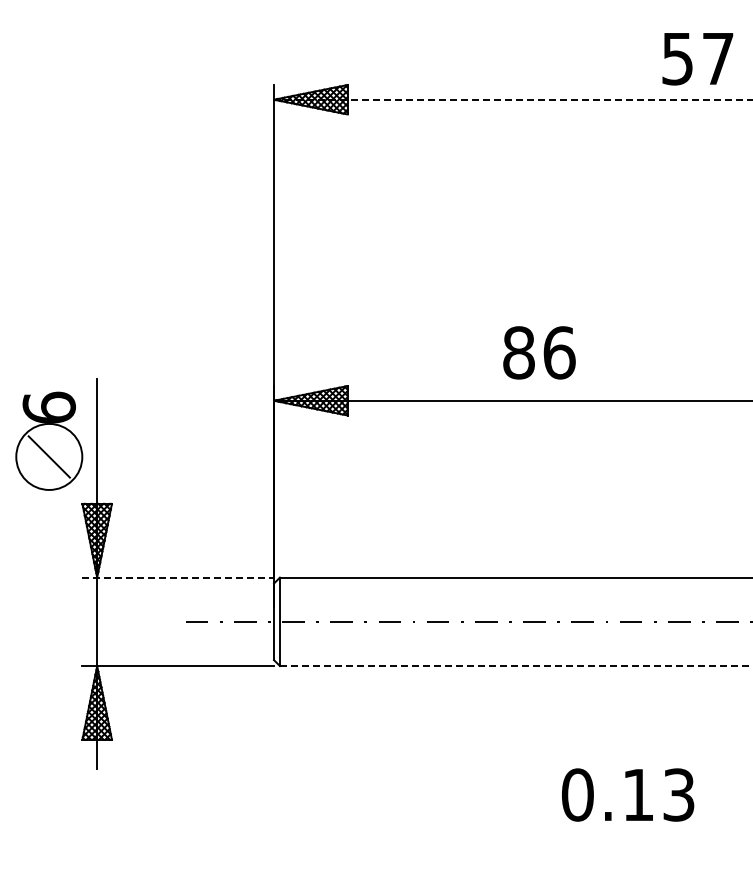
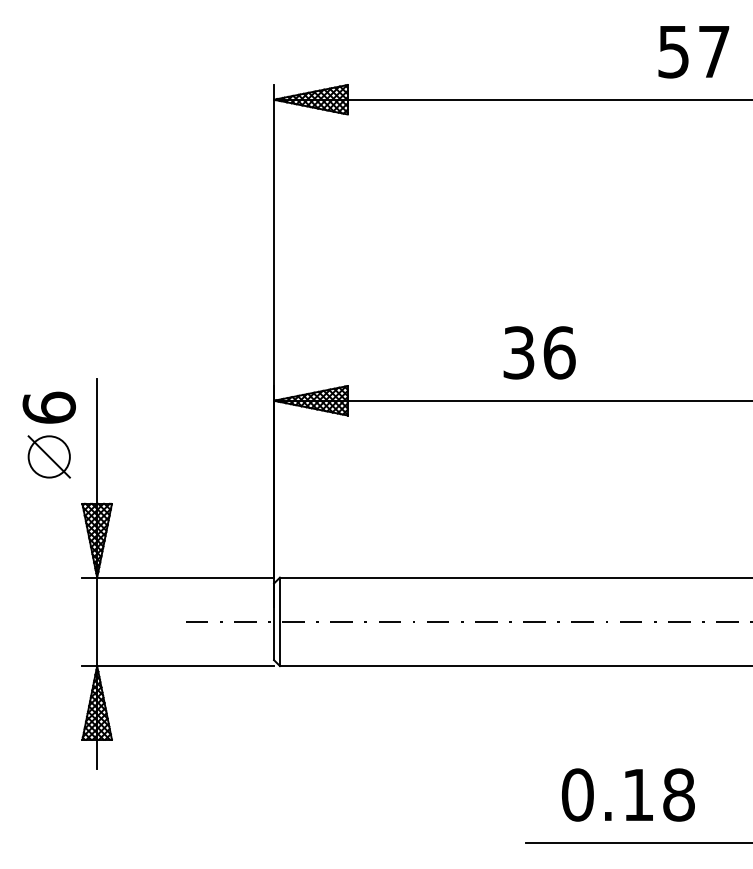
text position: (697, 59) -> (693, 52) (693, 52)
line: dashed -> solid (513, 99)
text: 86 -> 36 (518, 352)
circle diameter: 66 px -> 41 px (48, 456)
line: dashed -> solid (178, 577)
line: dashed -> solid (516, 666)
text: 0.13 -> 0.18 (678, 794)
line: none -> present (637, 842)
